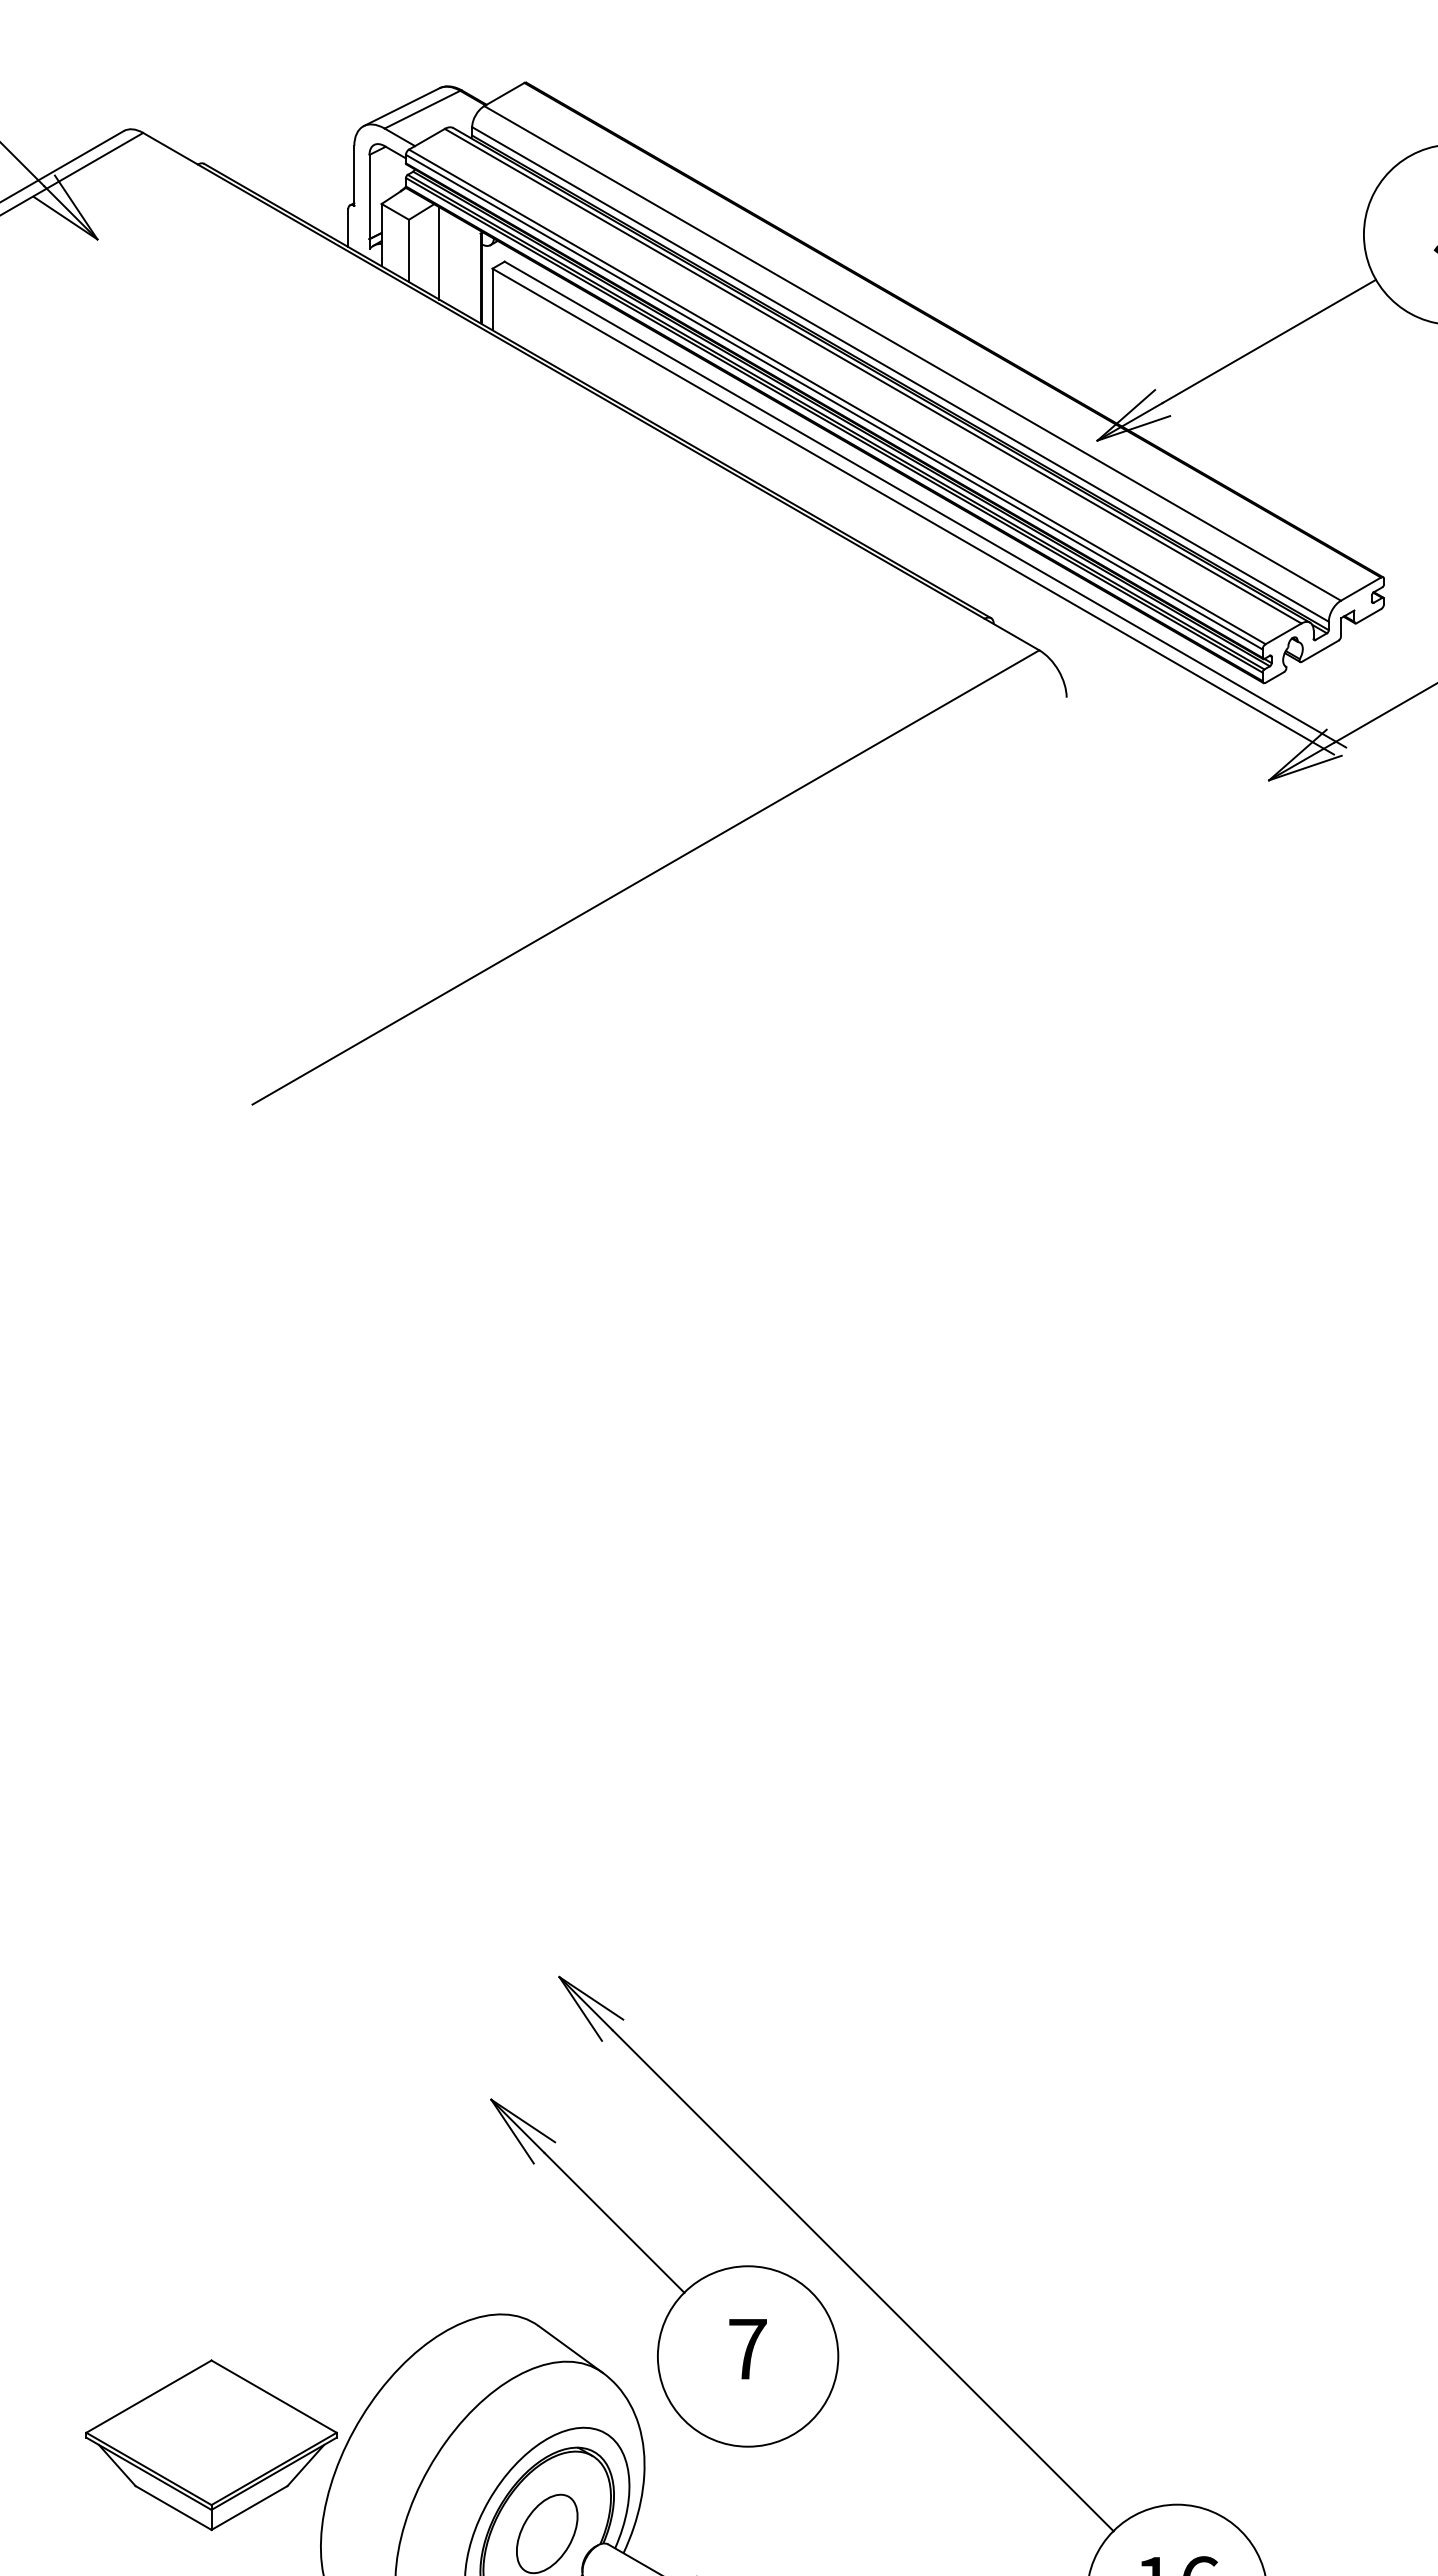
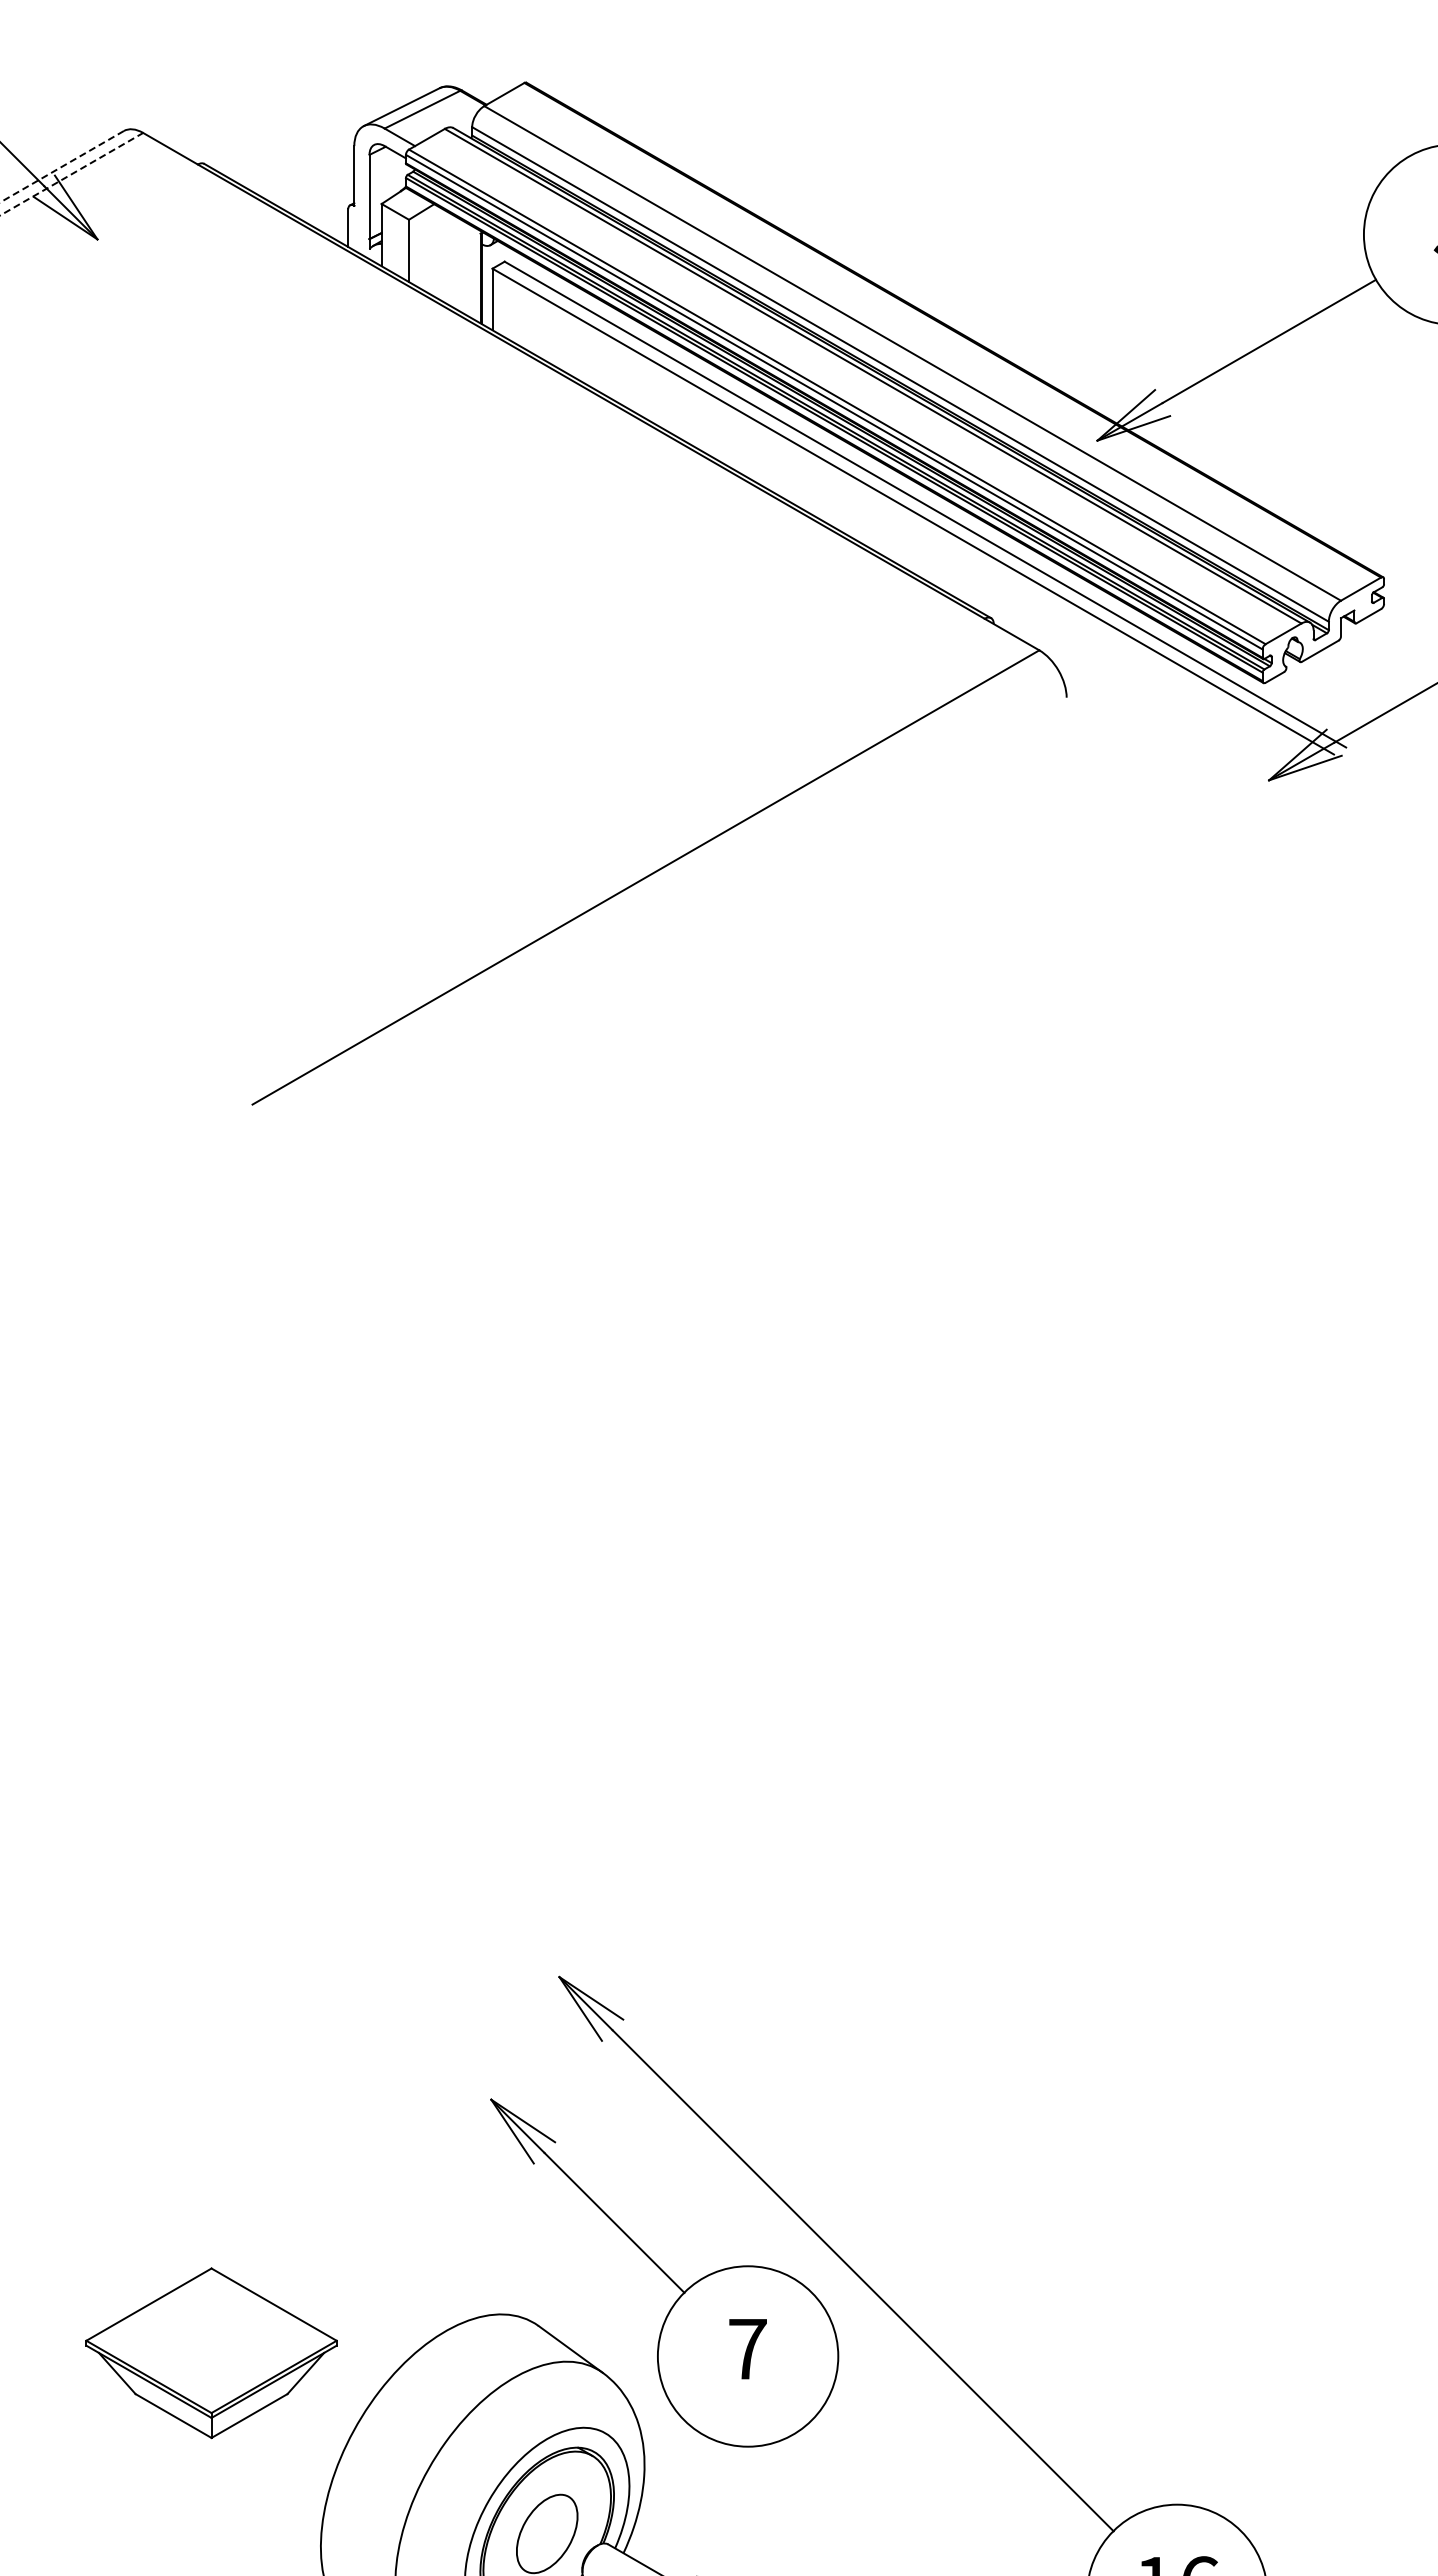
line: solid -> dashed (61, 167)
line: solid -> dashed (72, 173)
line: present -> none (439, 253)
part position: (211, 2445) -> (211, 2353) (211, 2353)
